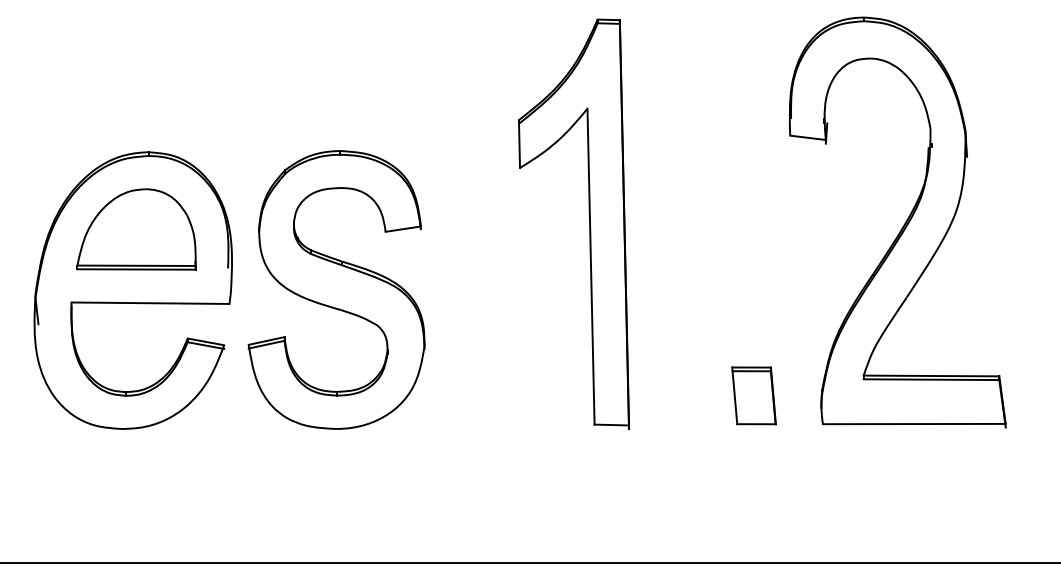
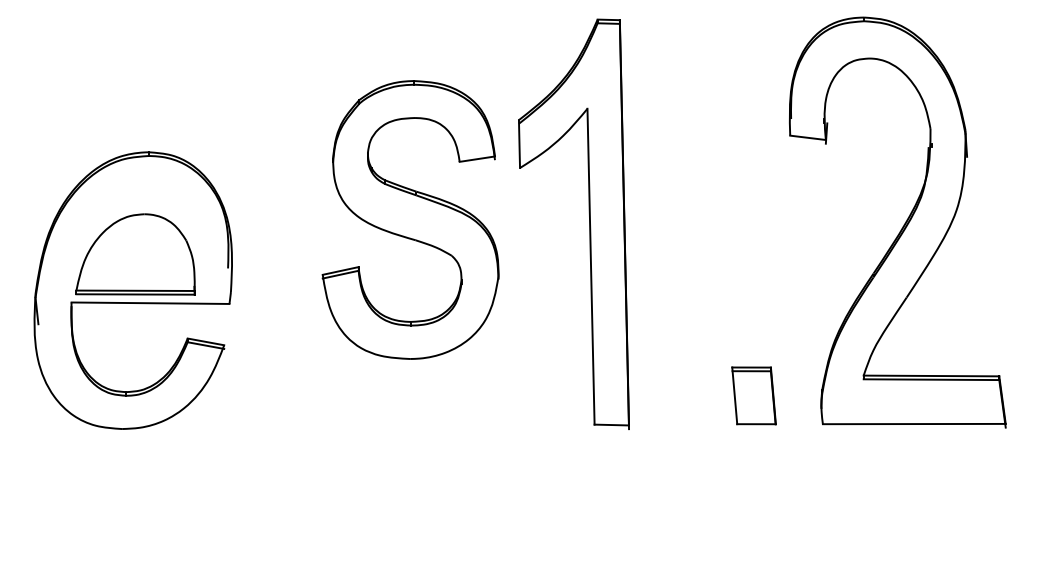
part position: (136, 229) -> (135, 254) (135, 254)
part position: (336, 289) -> (410, 219) (410, 219)
line: present -> none (529, 563)
